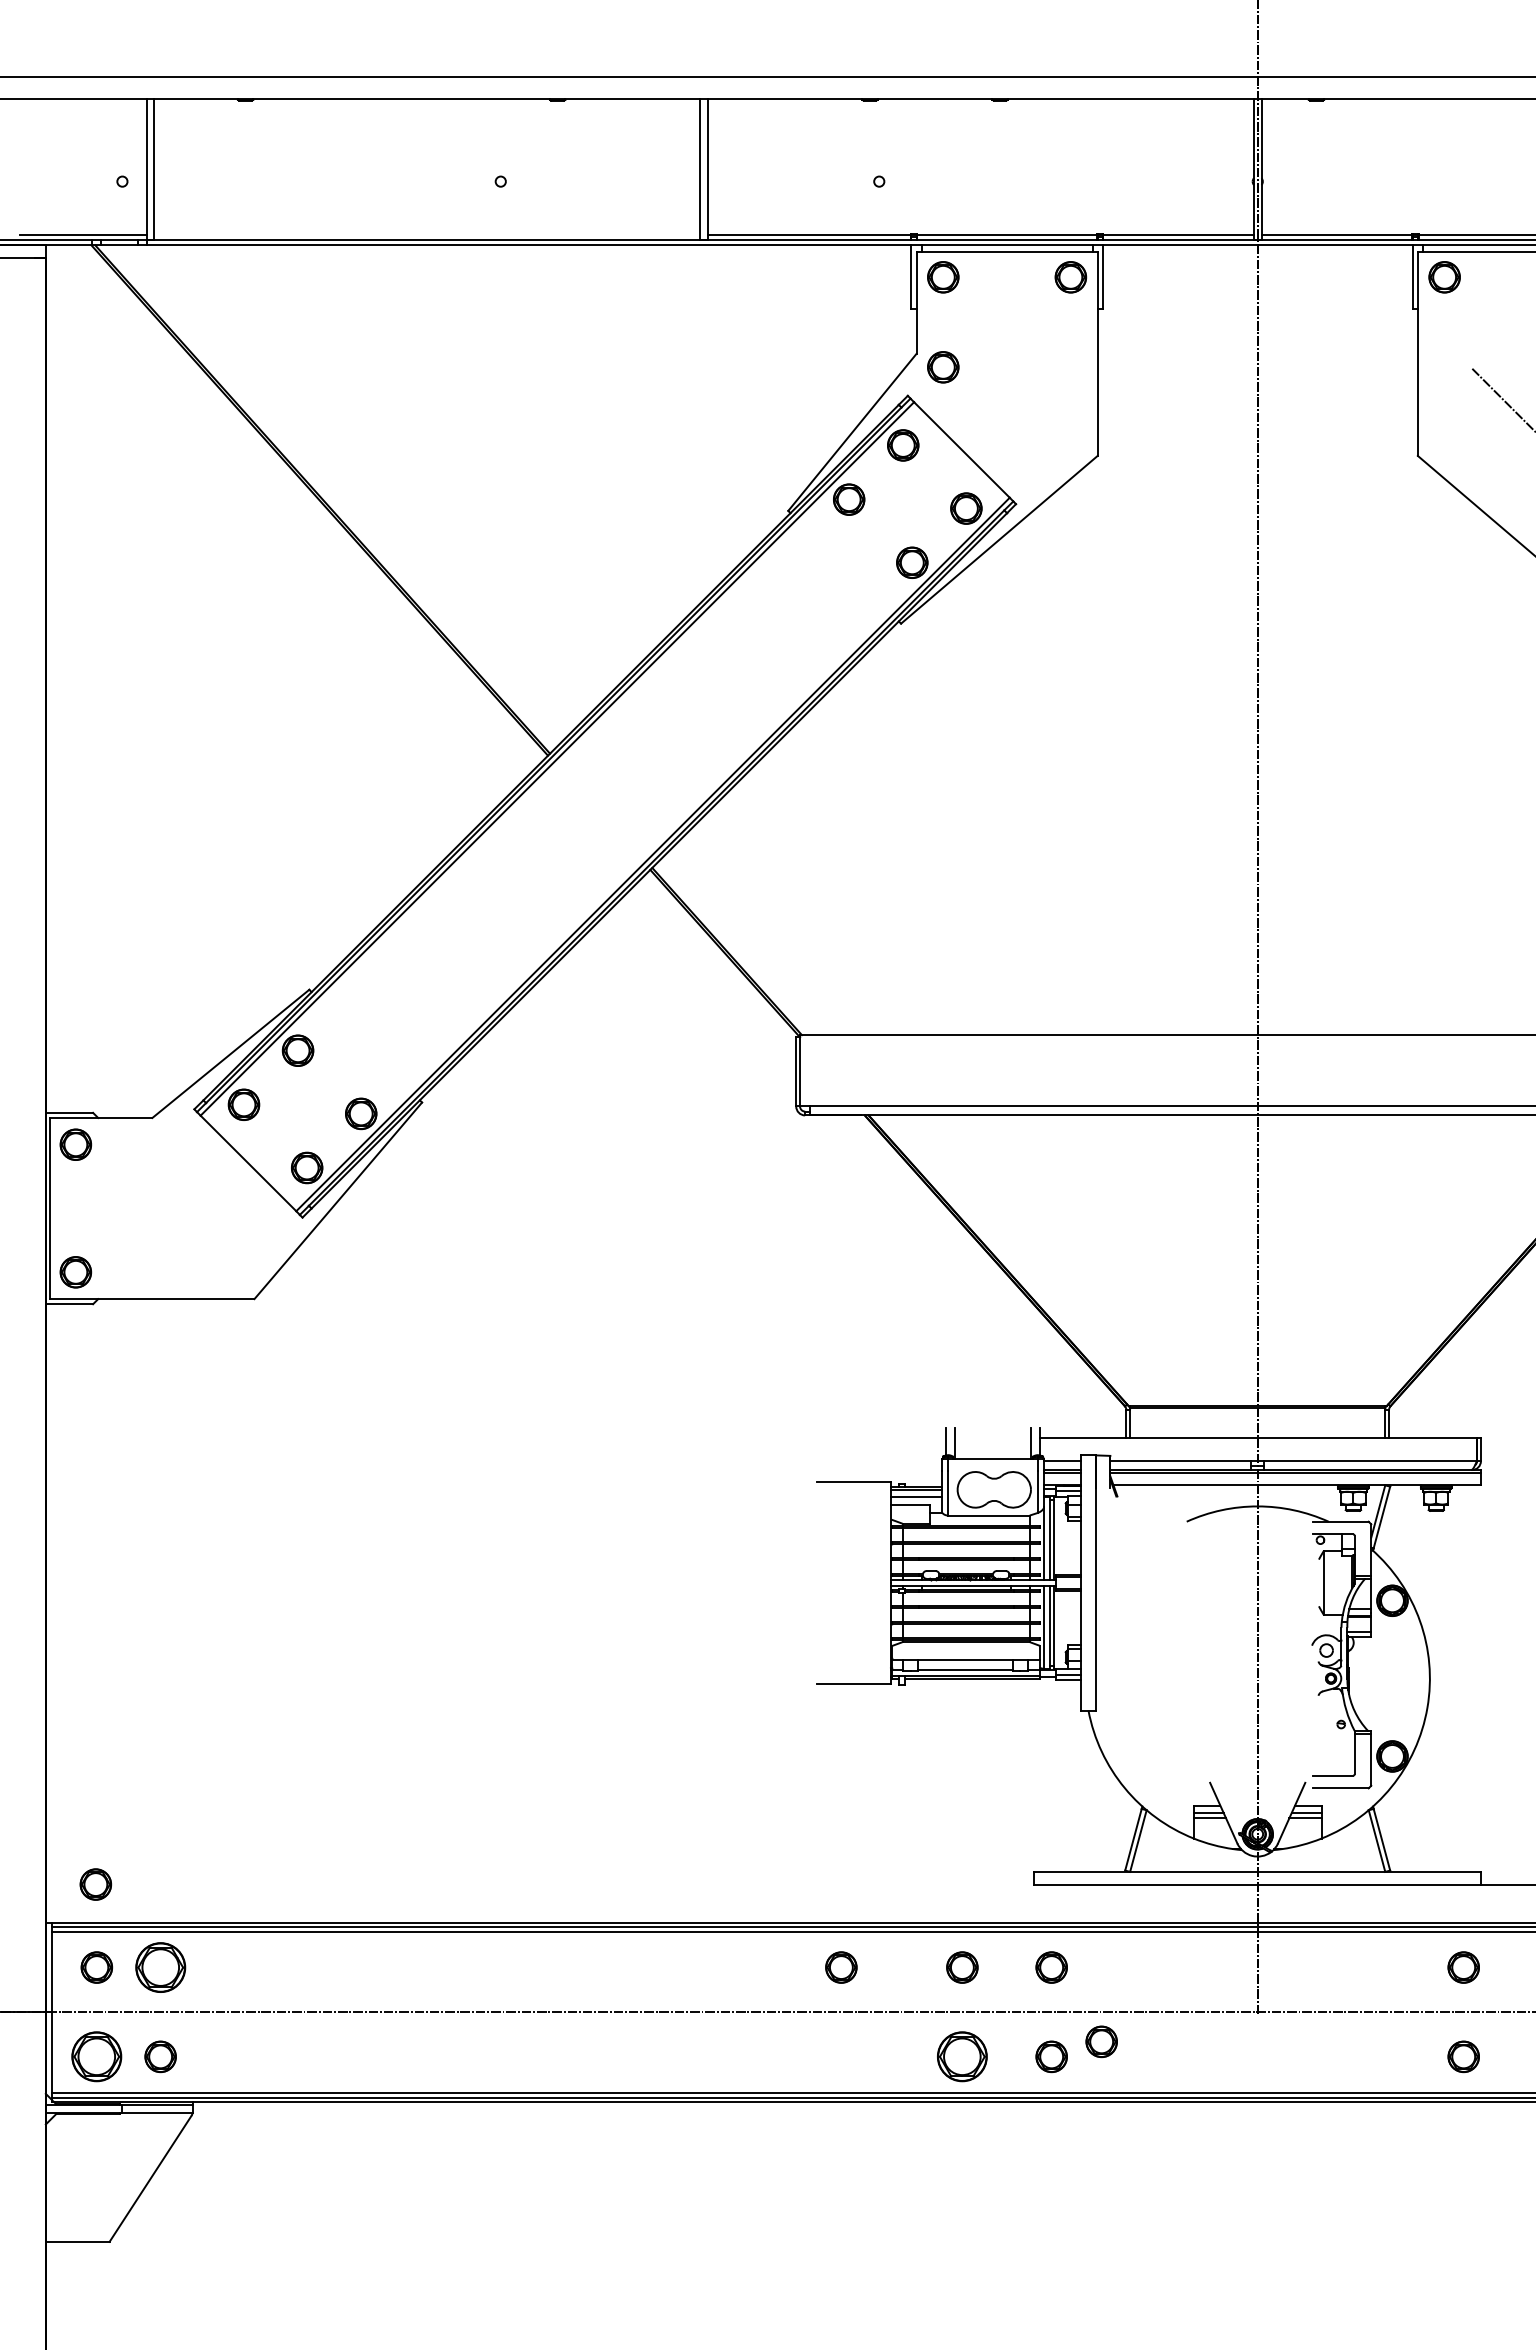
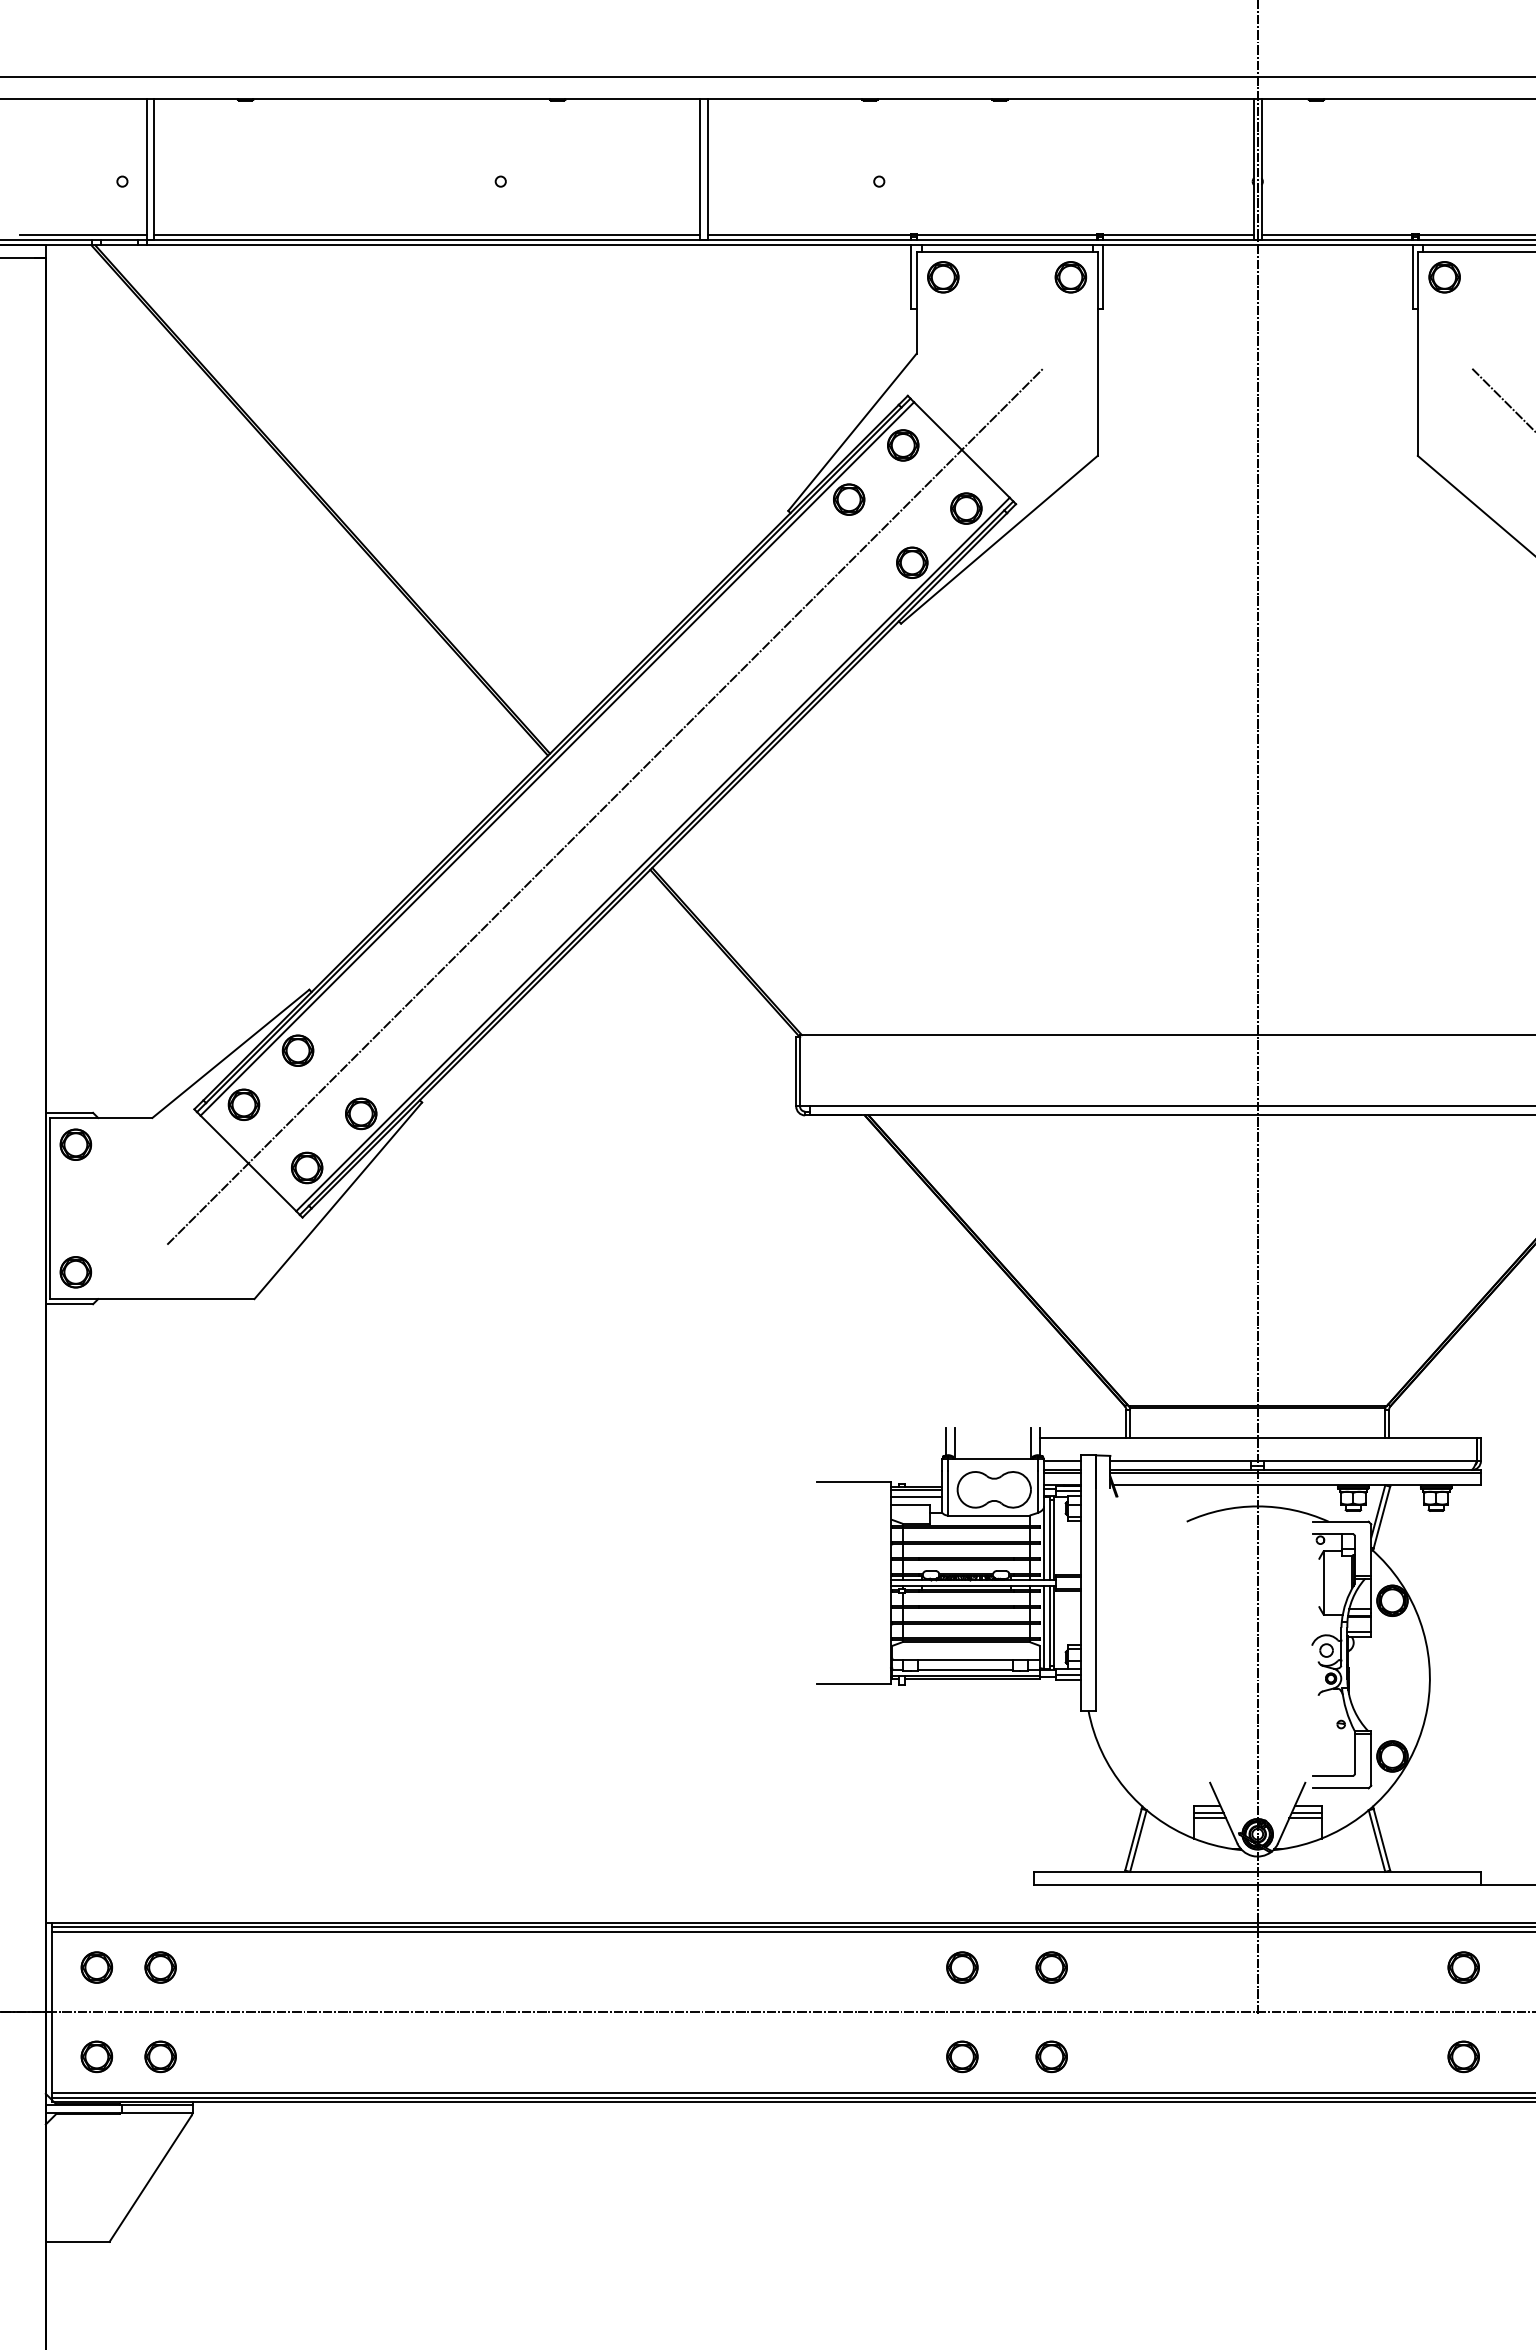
line: none -> present (427, 235)
part: present -> none (943, 367)
line: none -> present (605, 806)
part: present -> none (95, 1884)
part size: 52x51 px -> 33x33 px (160, 1967)
part: present -> none (841, 1967)
part: present -> none (1101, 2041)
part size: 52x52 px -> 34x34 px (96, 2056)
part size: 51x52 px -> 33x34 px (962, 2056)
